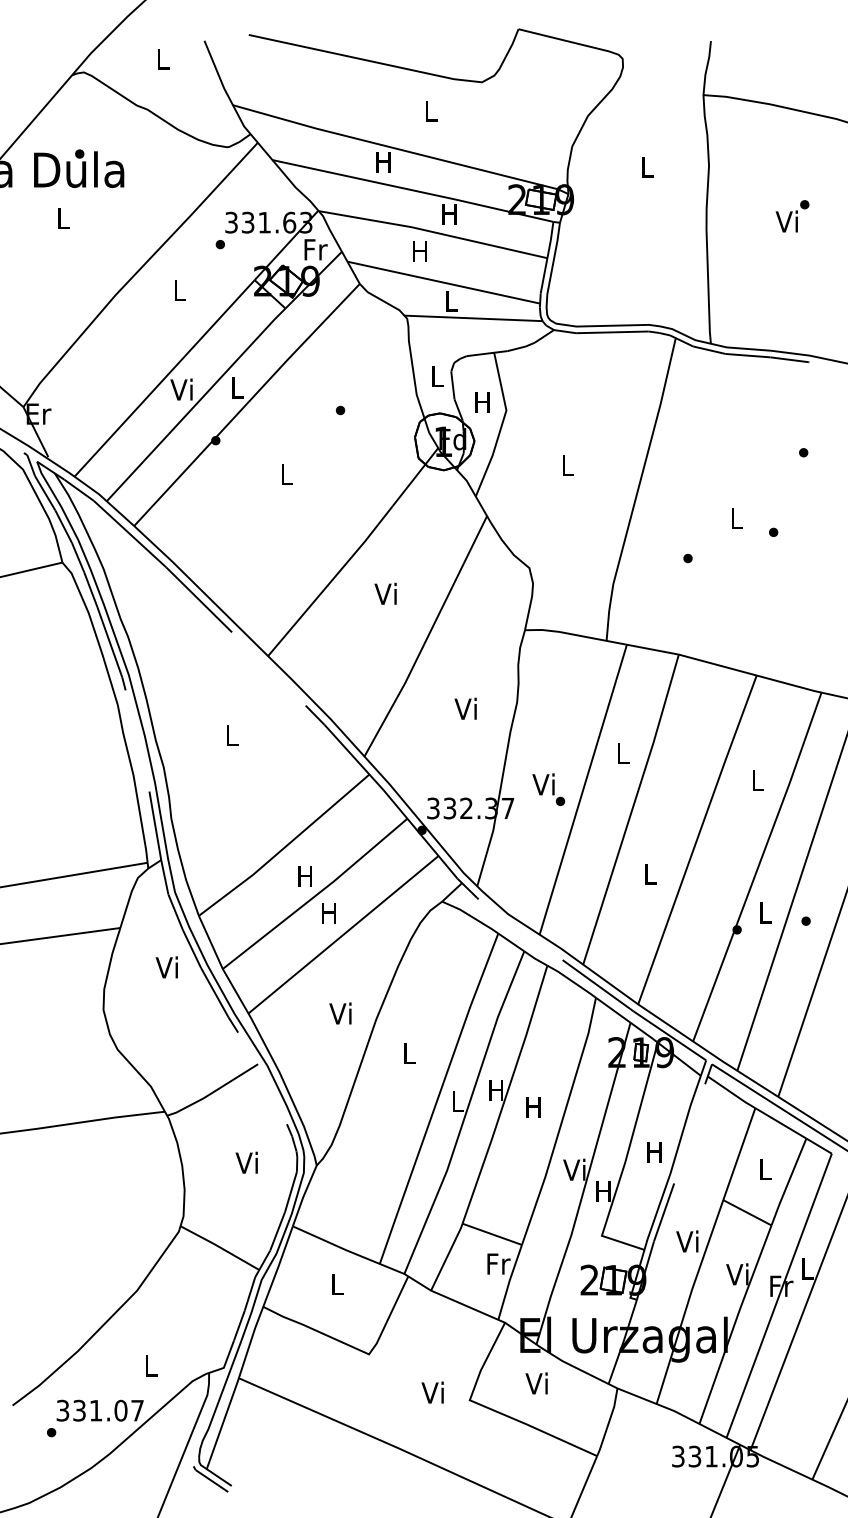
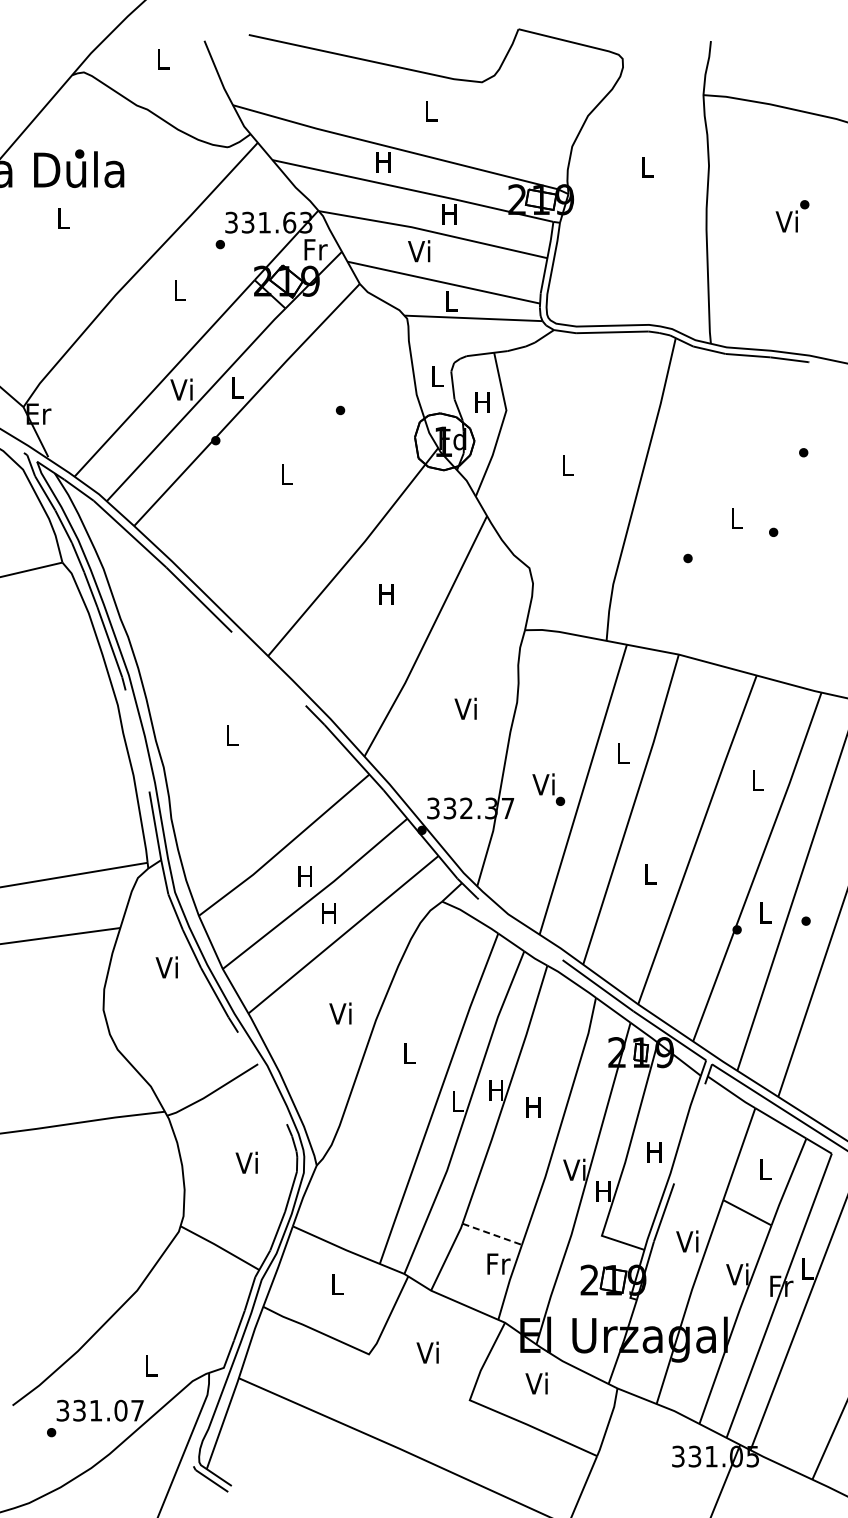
text: H -> Vi (419, 251)
text: Vi -> H (385, 593)
line: solid -> dashed (492, 1234)
text position: (432, 1392) -> (427, 1352) (427, 1352)
